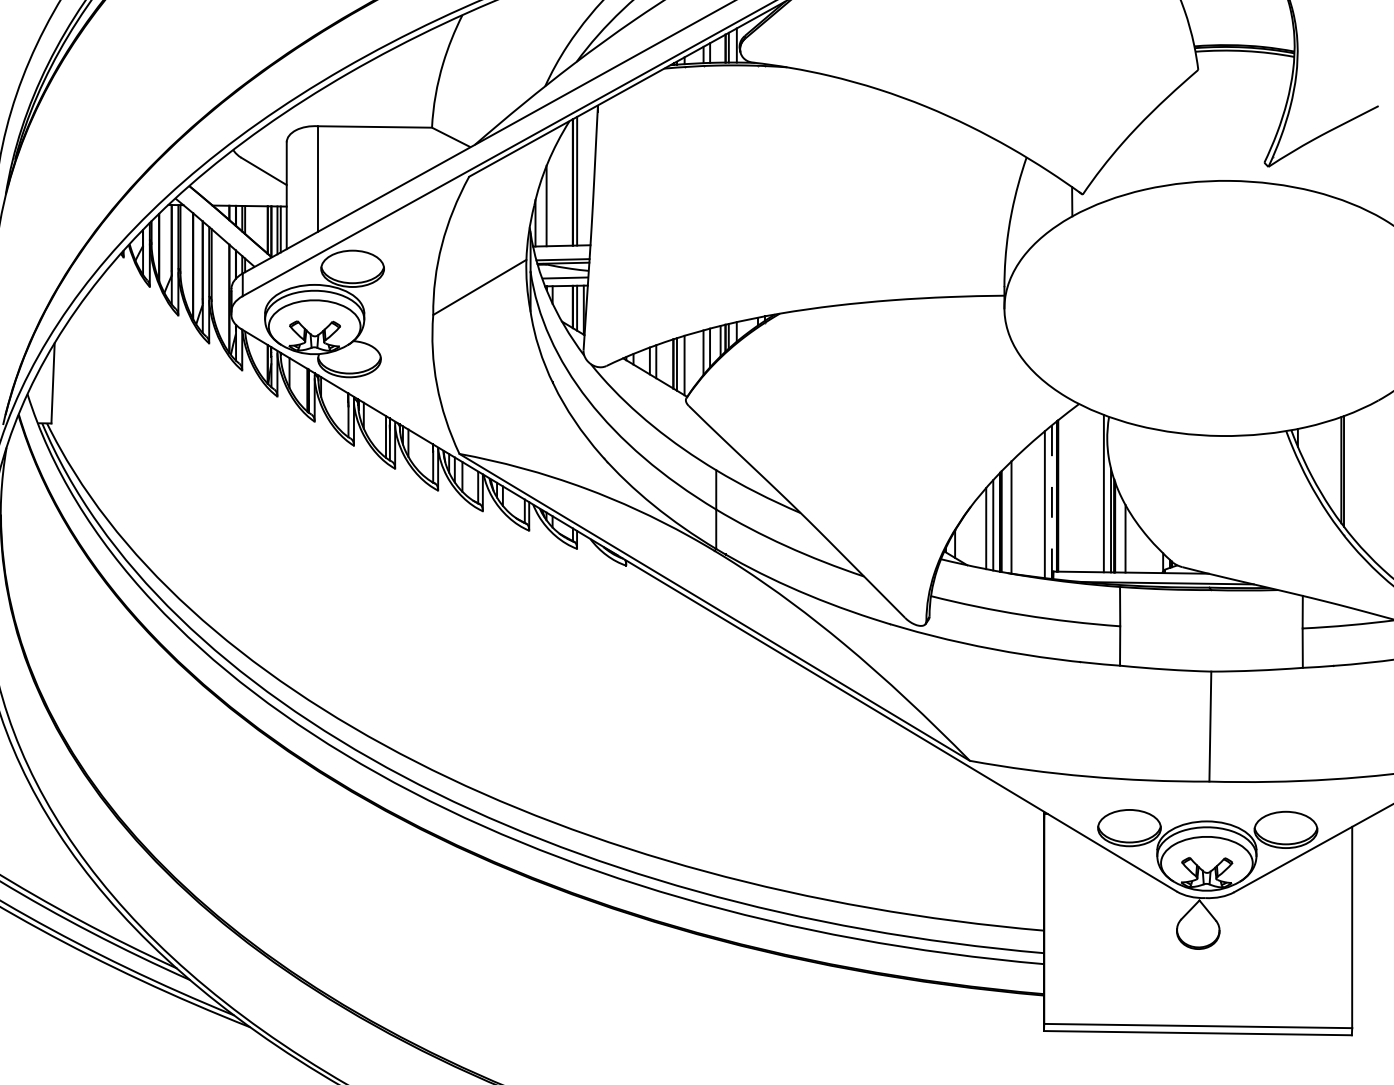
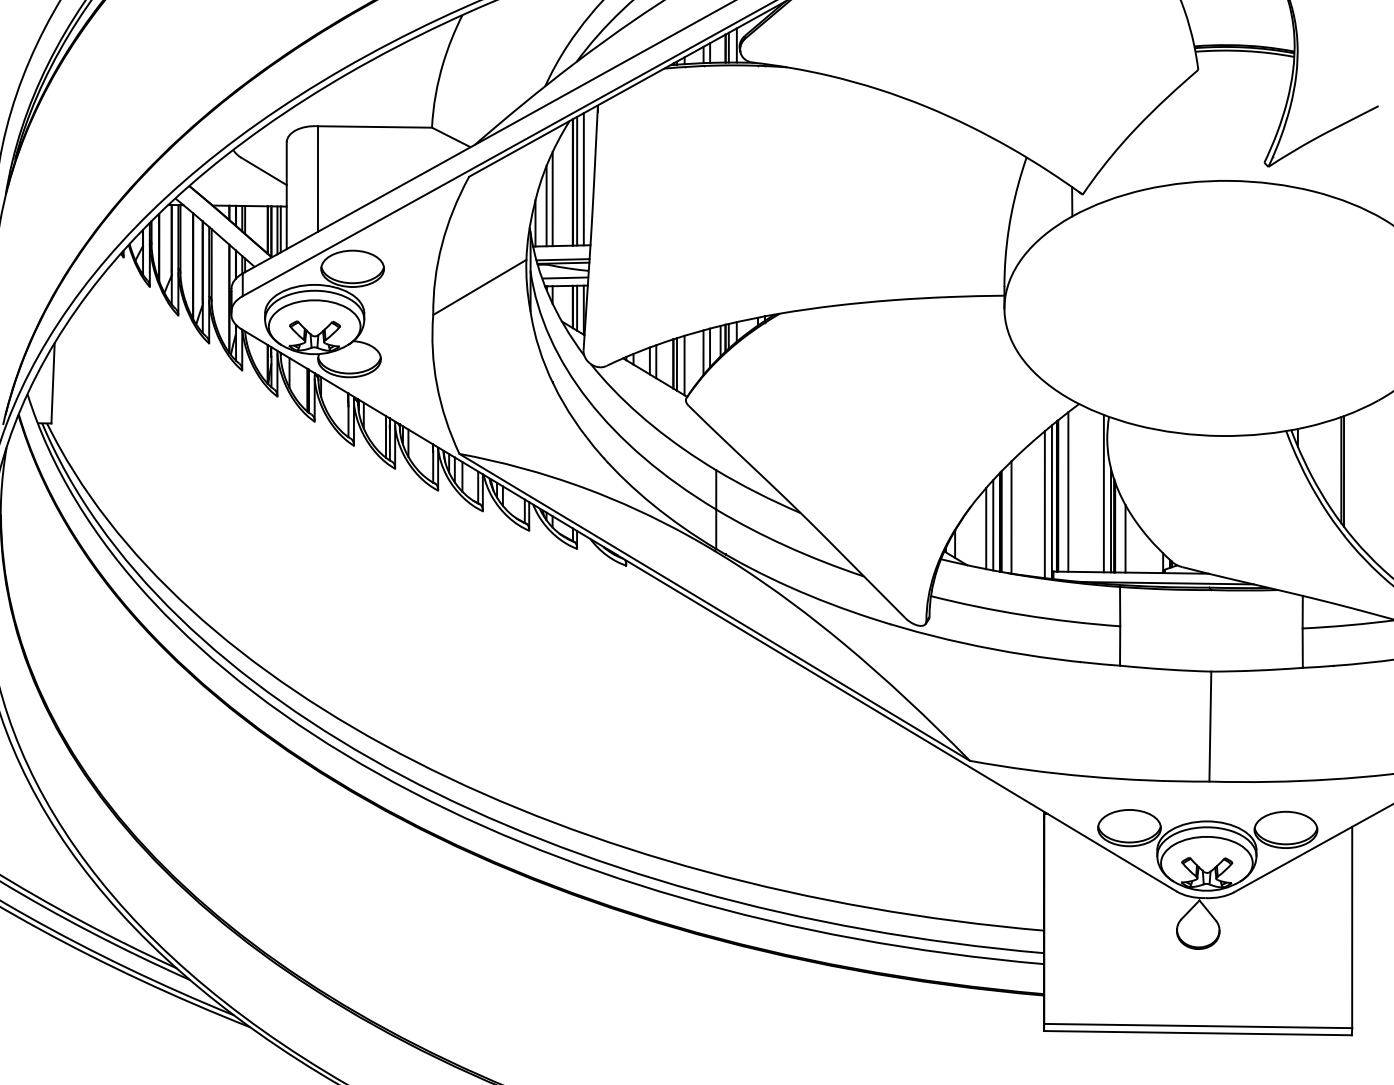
line: none -> present (583, 179)
line: none -> present (552, 198)
line: none -> present (1068, 491)
line: dashed -> solid (1051, 502)
